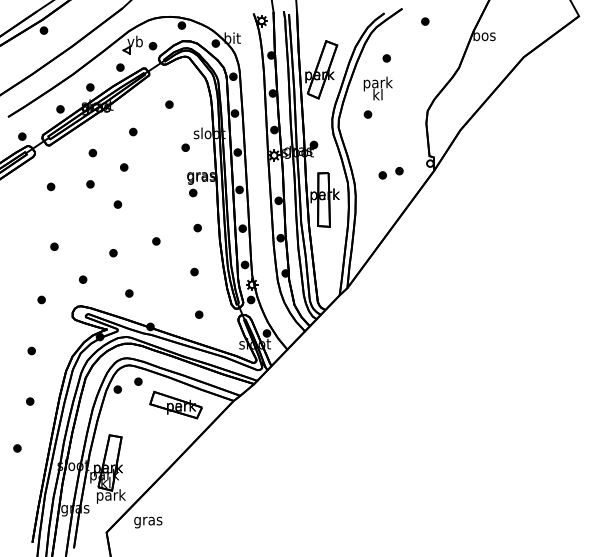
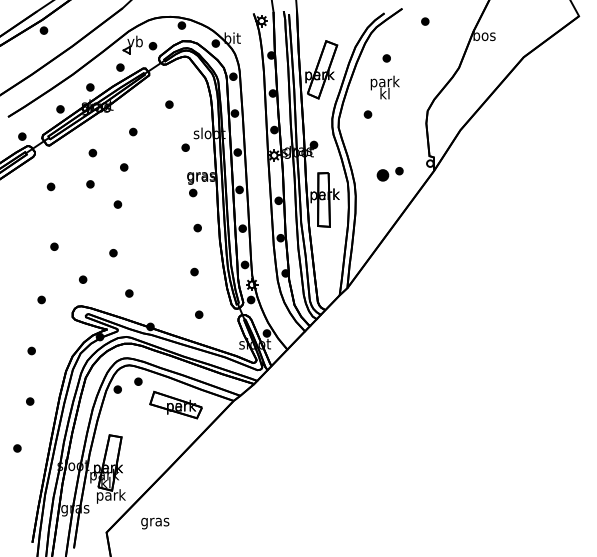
text position: (377, 88) -> (384, 87) (384, 87)
part size: 9x9 px -> 14x13 px (382, 175)
part: present -> none (156, 241)
text position: (148, 522) -> (155, 523) (155, 523)
